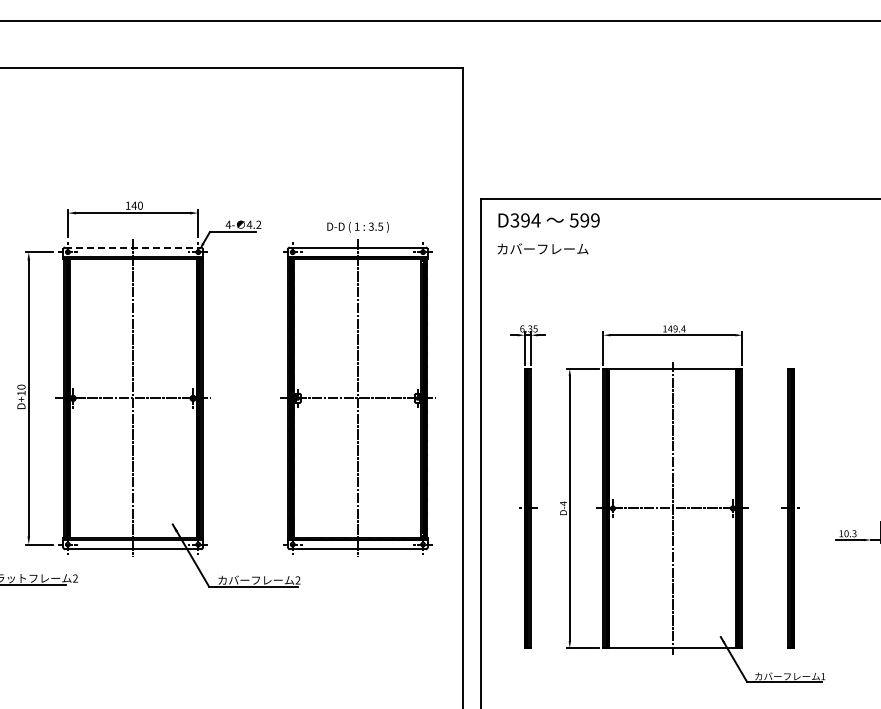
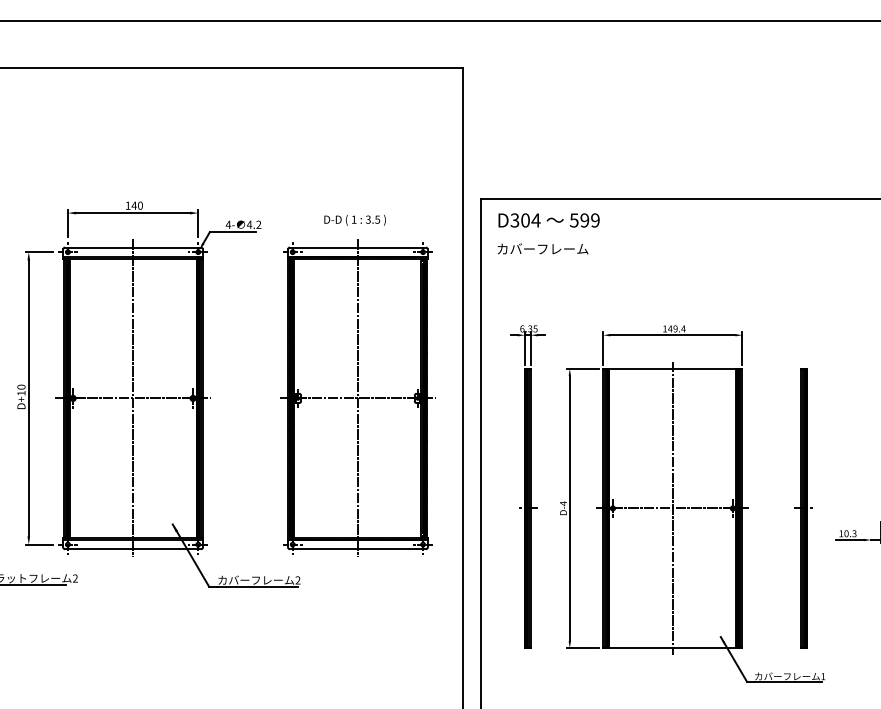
text: D394 -> D304 (525, 220)
text position: (357, 227) -> (354, 220) (354, 220)
line: dashed -> solid (133, 247)
part position: (790, 508) -> (803, 508) (803, 508)
